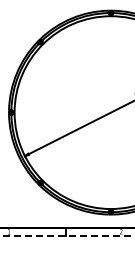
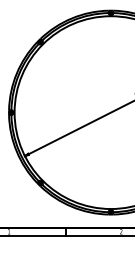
line: dashed -> solid (67, 236)
